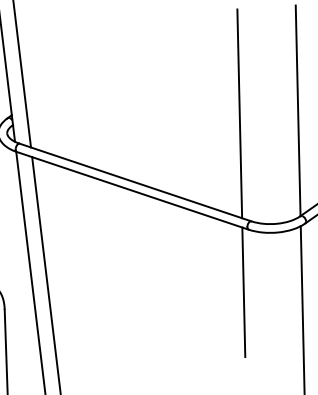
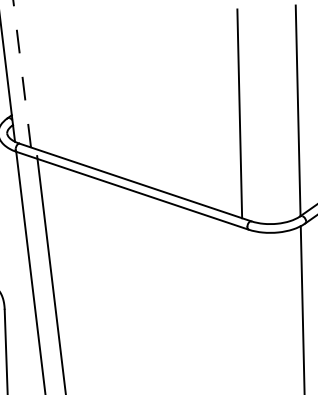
line: solid -> dashed (22, 73)
line position: (46, 274) -> (51, 273) (51, 273)
line: present -> none (243, 292)
